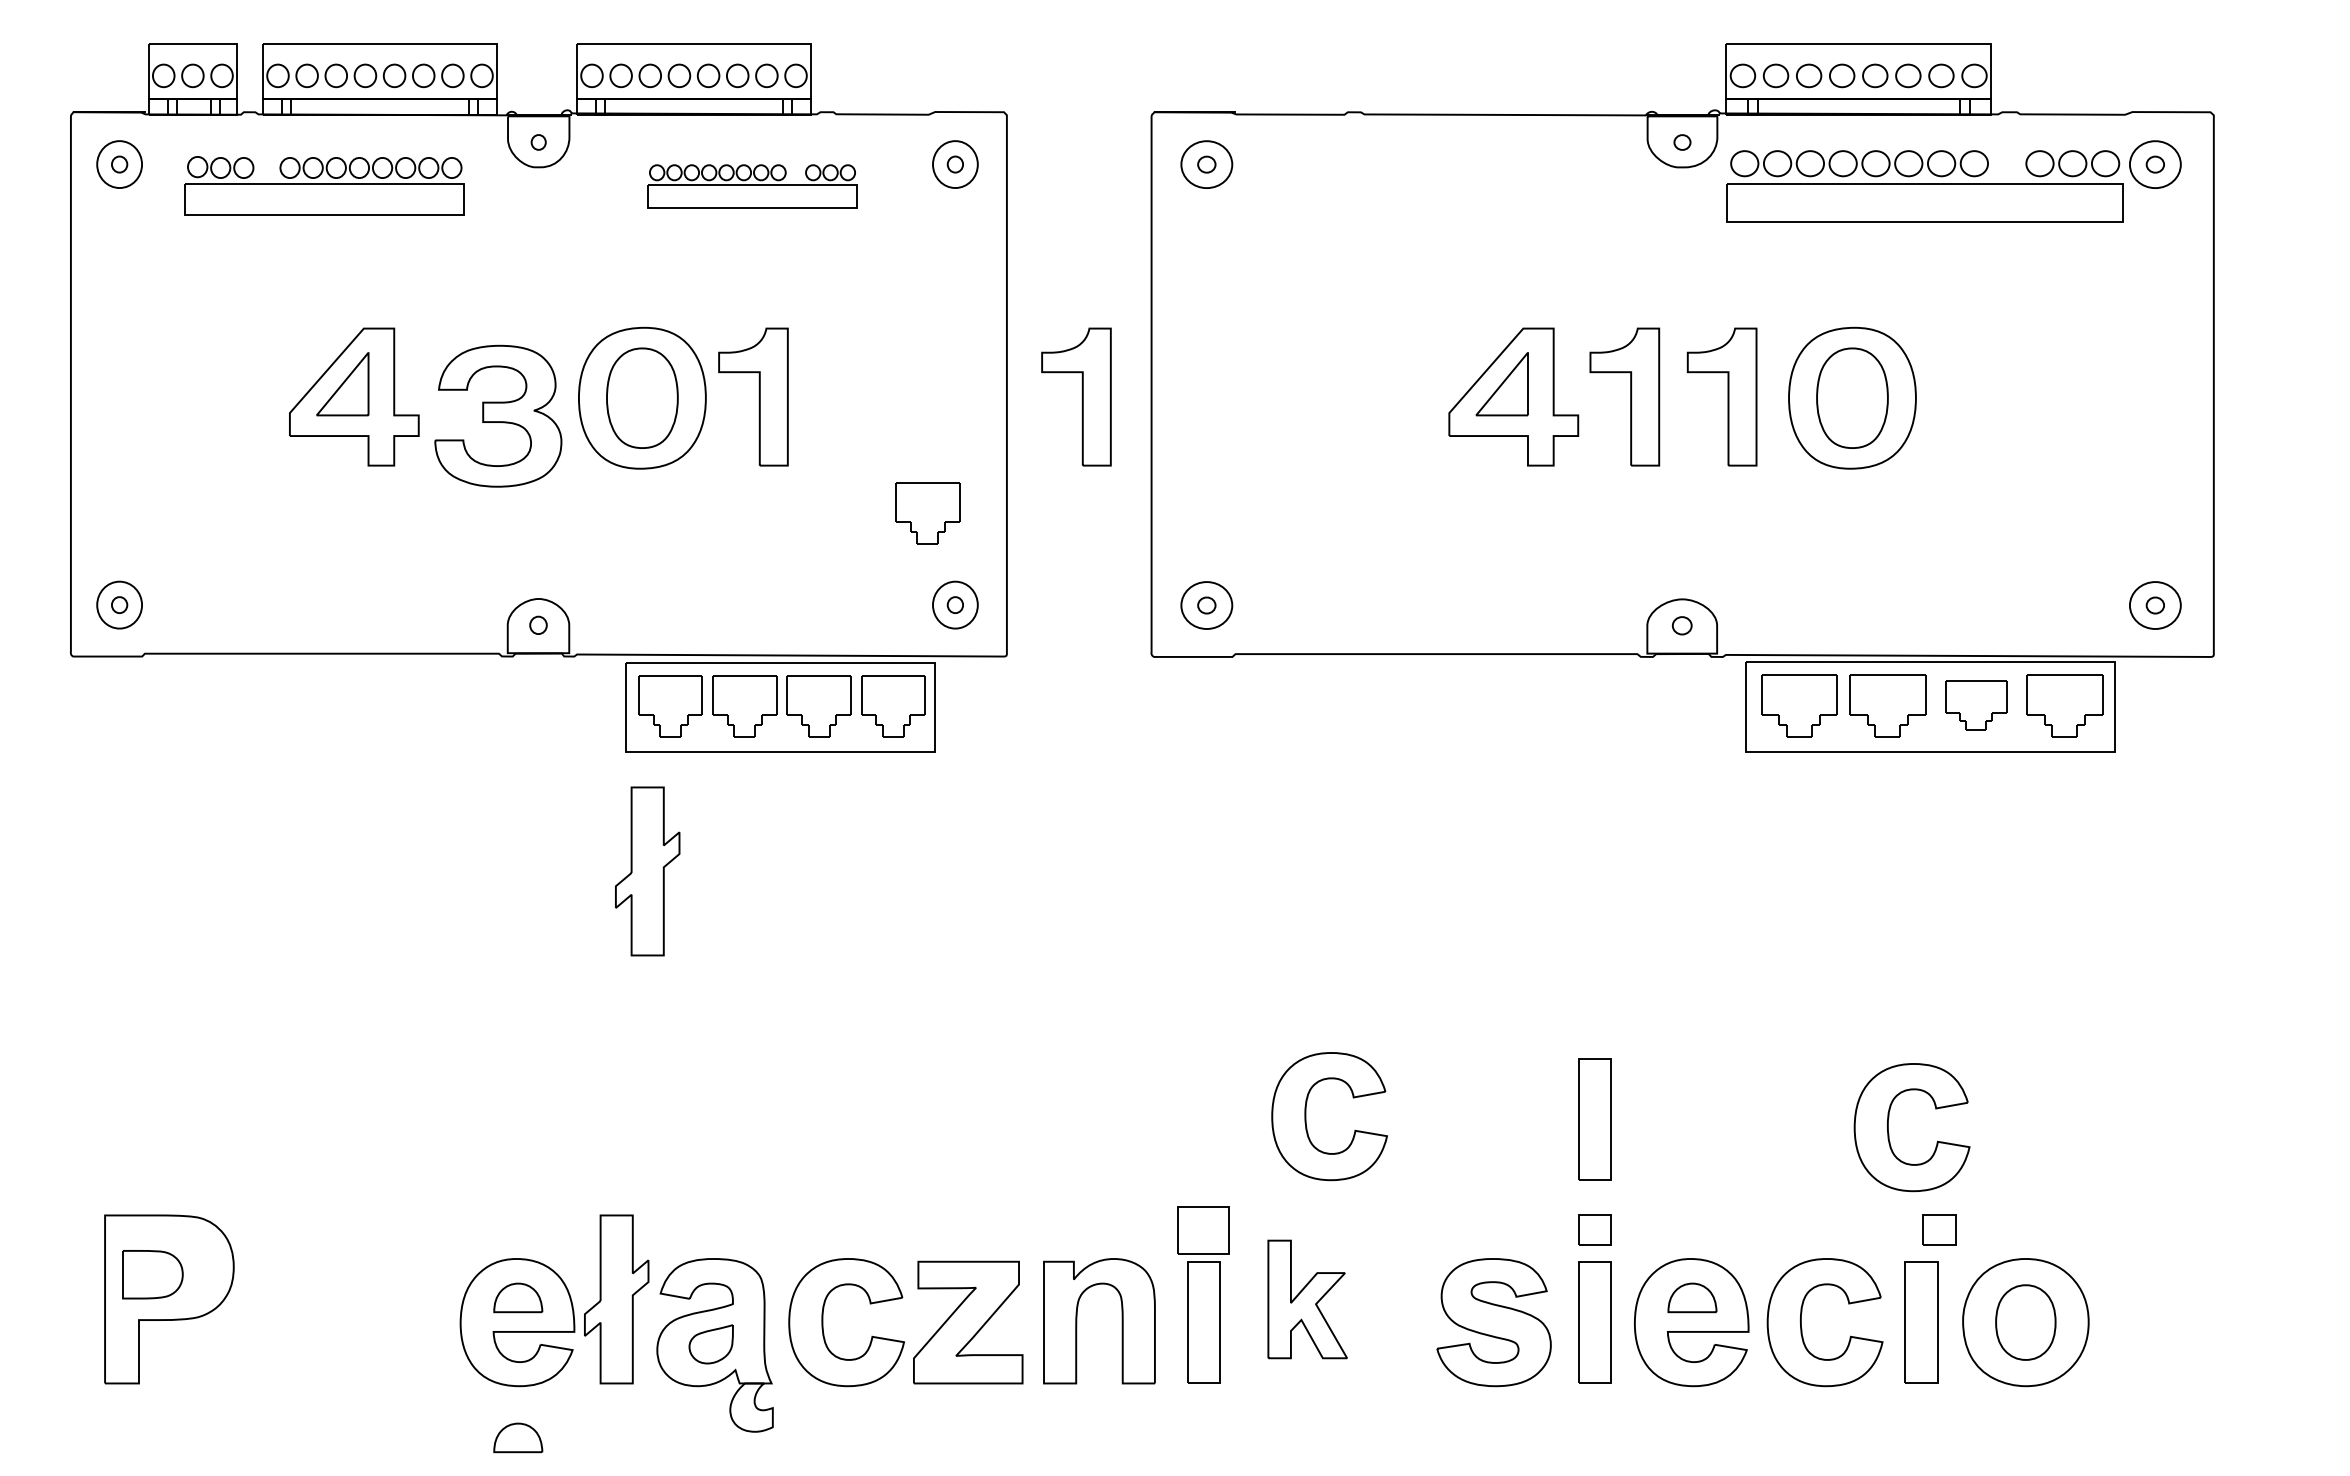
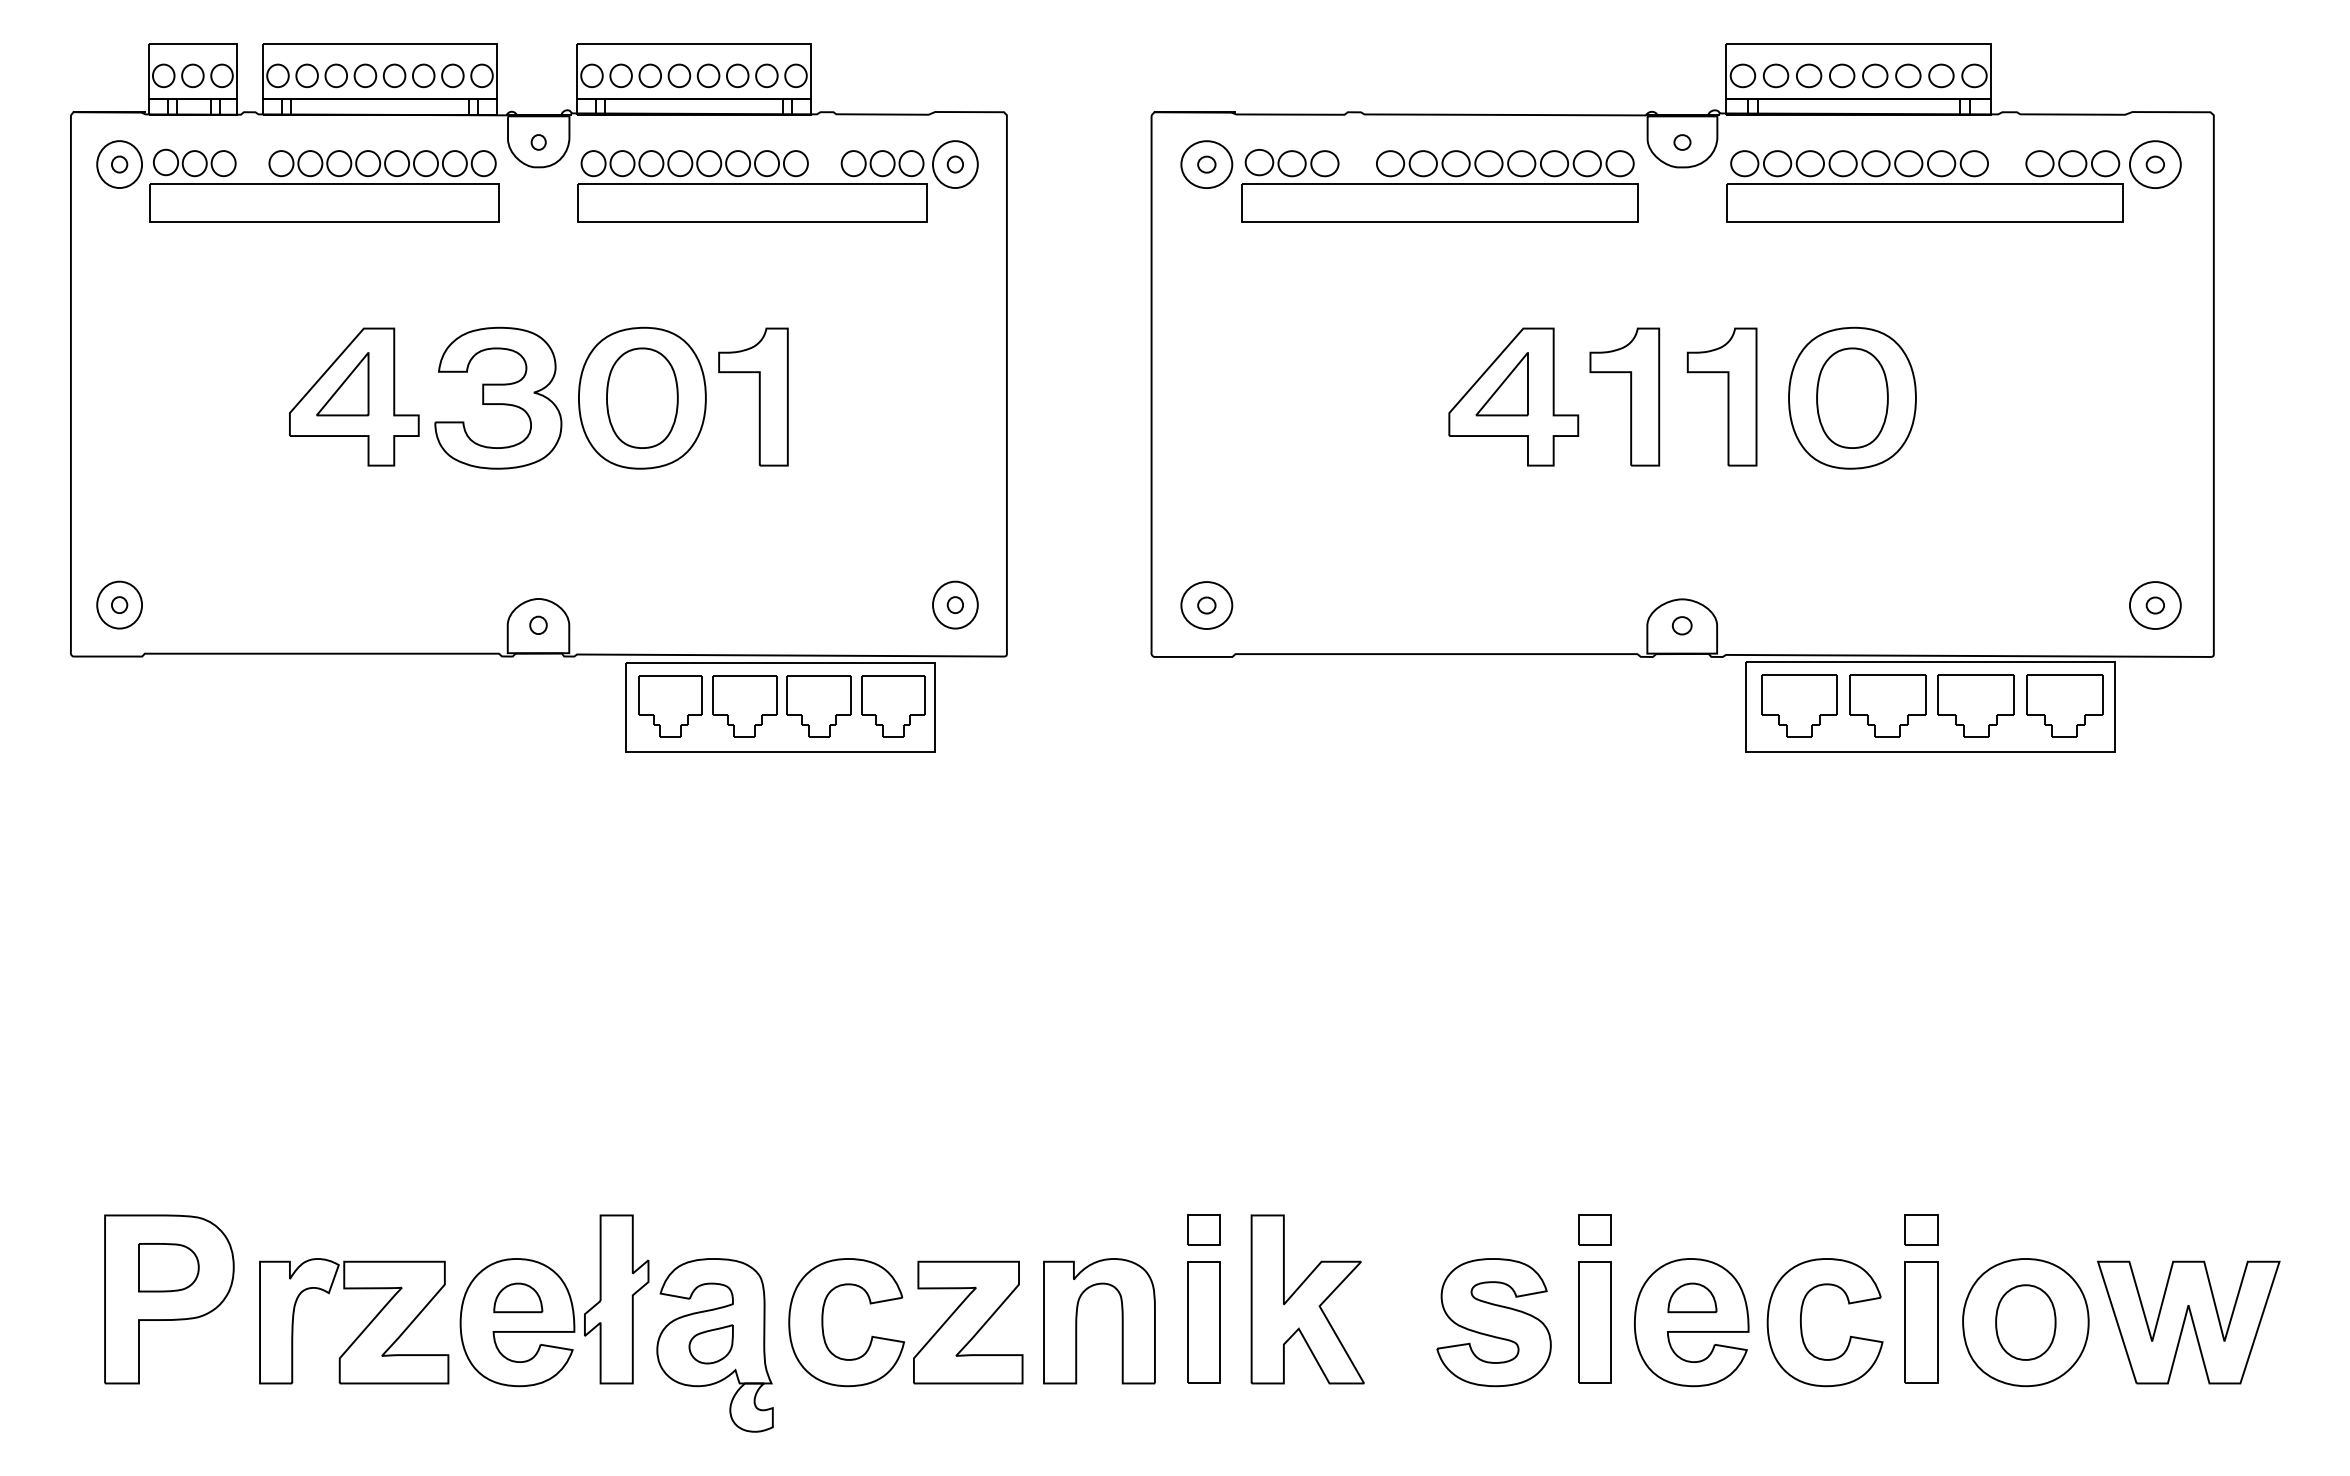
part size: 281x60 px -> 351x75 px (324, 185)
part: none -> present (1439, 185)
part size: 211x45 px -> 351x73 px (752, 186)
part: present -> none (1076, 396)
part position: (498, 415) -> (498, 397) (498, 397)
part: present -> none (927, 513)
part size: 63x51 px -> 78x64 px (1975, 705)
part: present -> none (647, 871)
part: present -> none (1306, 1116)
part: present -> none (1594, 1119)
part: present -> none (1889, 1133)
part position: (1939, 1229) -> (1921, 1229) (1921, 1229)
part size: 53x49 px -> 34x32 px (1203, 1229)
part position: (152, 1274) -> (168, 1267) (168, 1267)
part size: 81x121 px -> 115x171 px (1307, 1299)
part: none -> present (2188, 1322)
part: none -> present (363, 1329)
part: present -> none (518, 1437)
